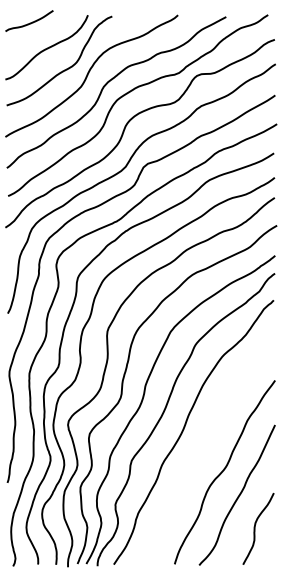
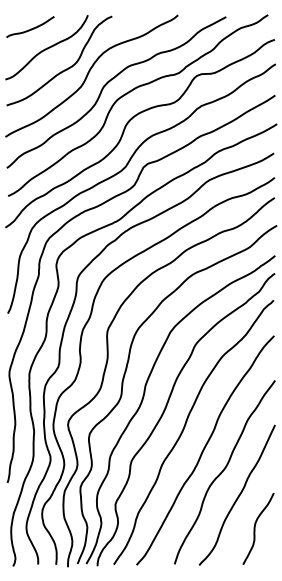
curve position: (29, 22) -> (30, 28) (30, 28)
curve: none -> present (204, 450)
